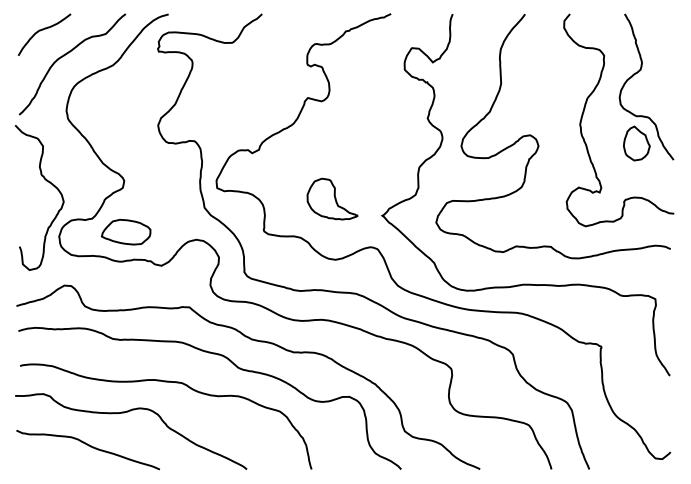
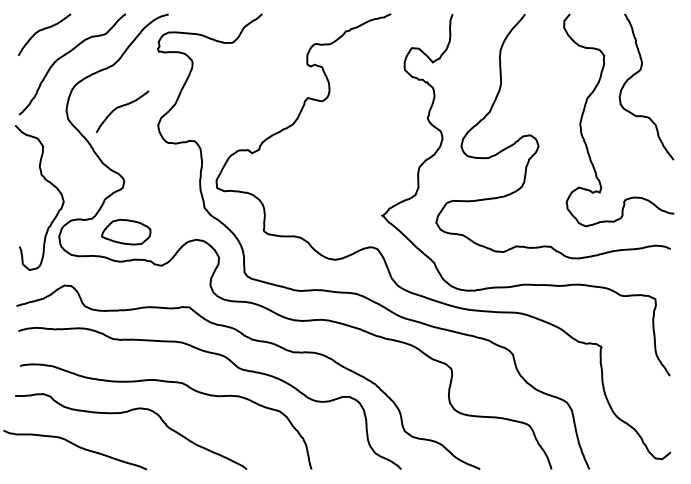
curve: none -> present (121, 107)
part: present -> none (636, 143)
part: present -> none (332, 198)
curve position: (88, 446) -> (75, 446) (75, 446)
